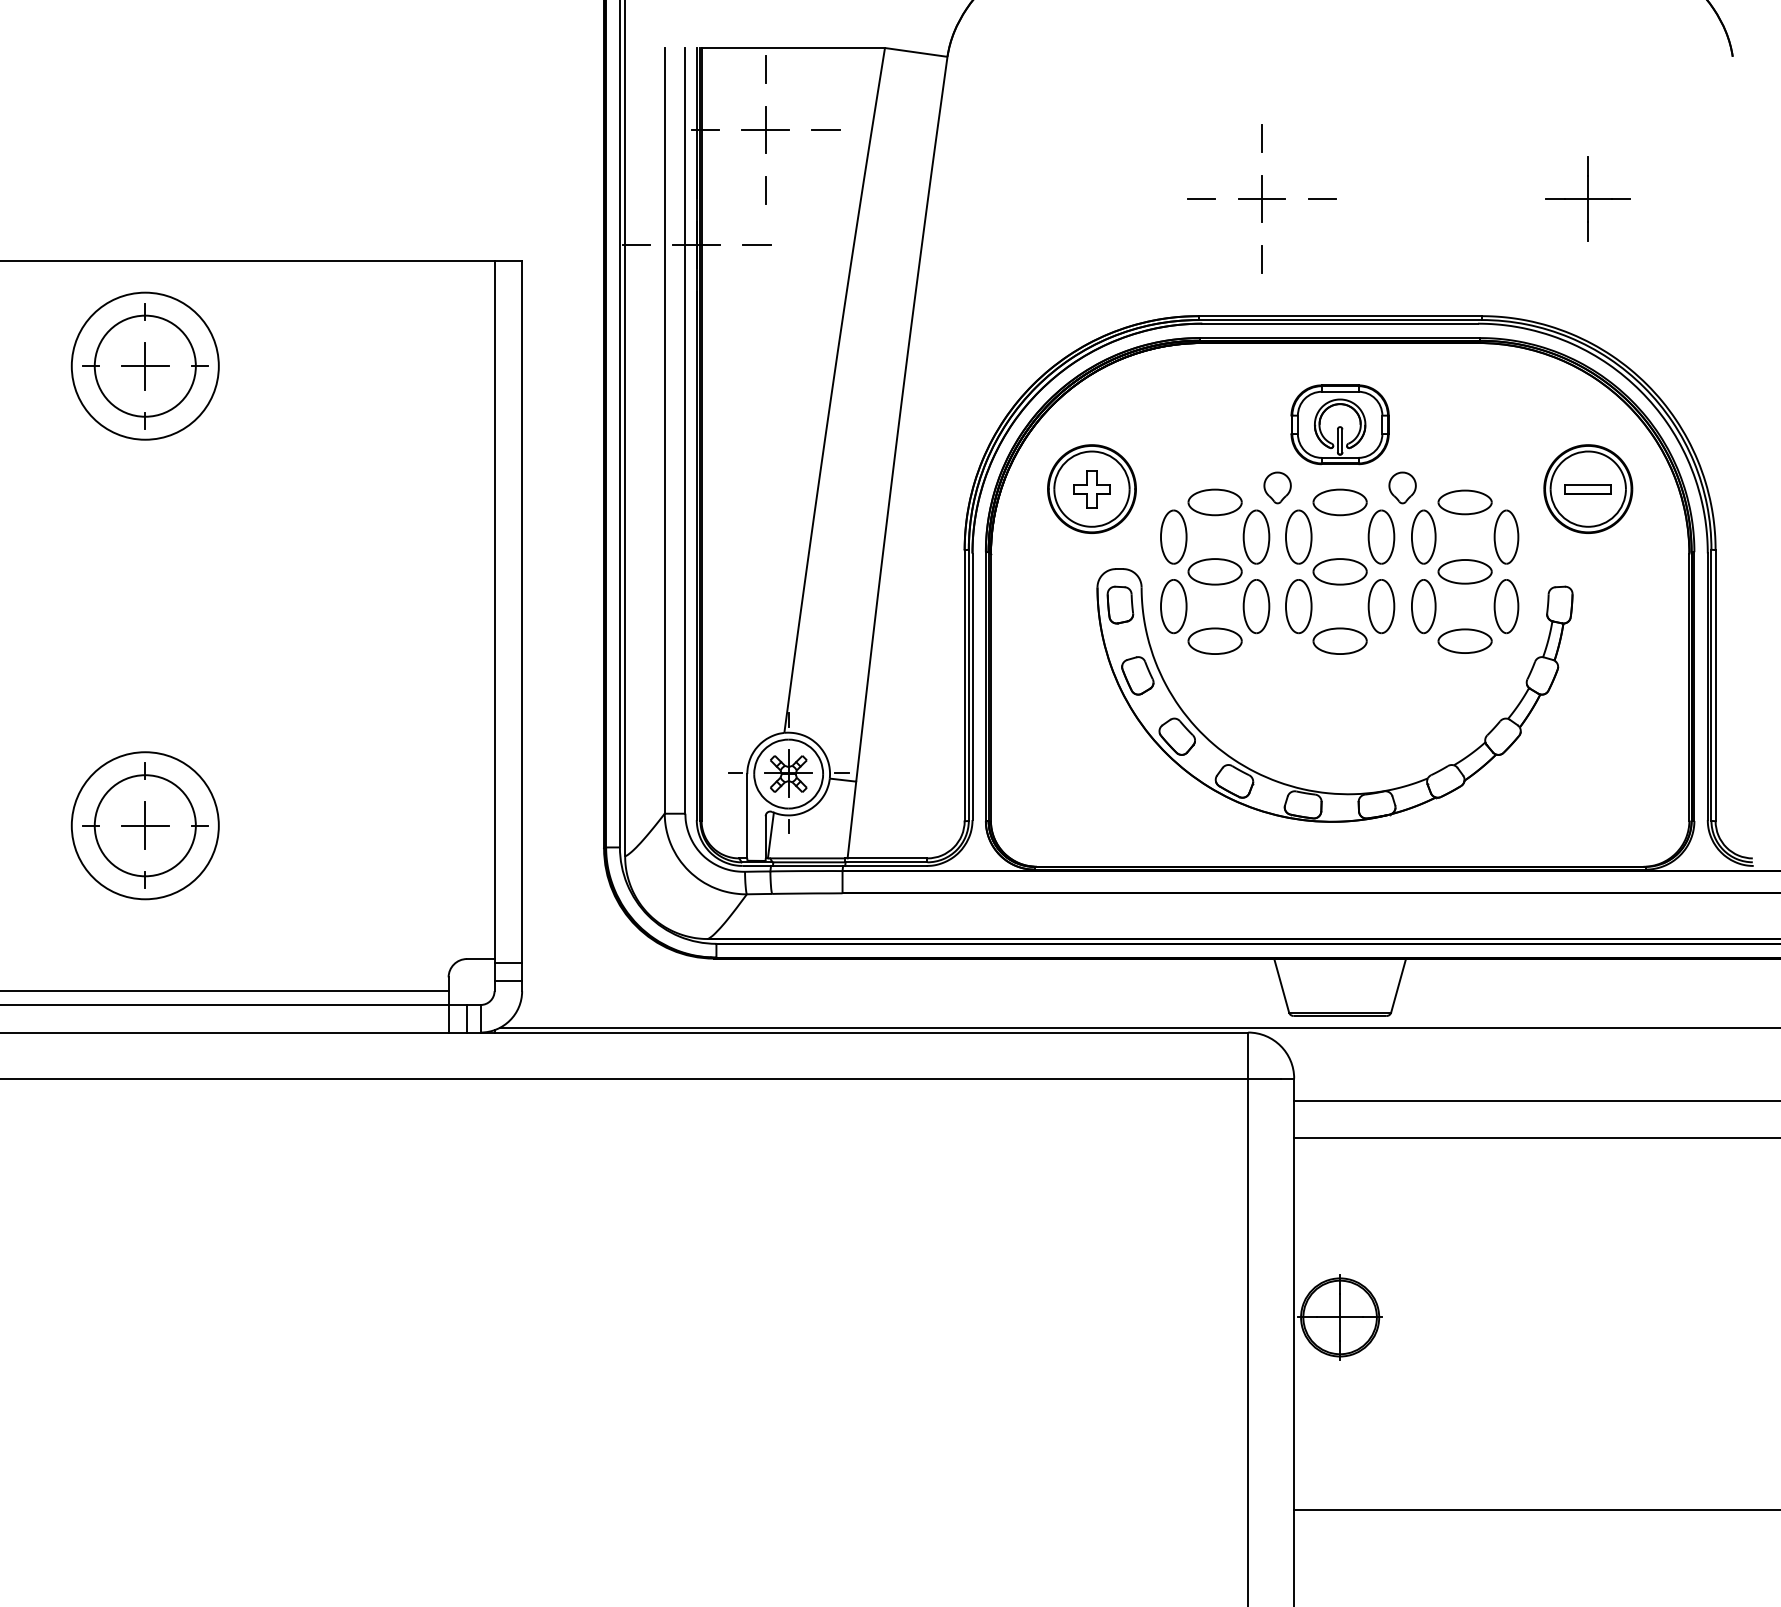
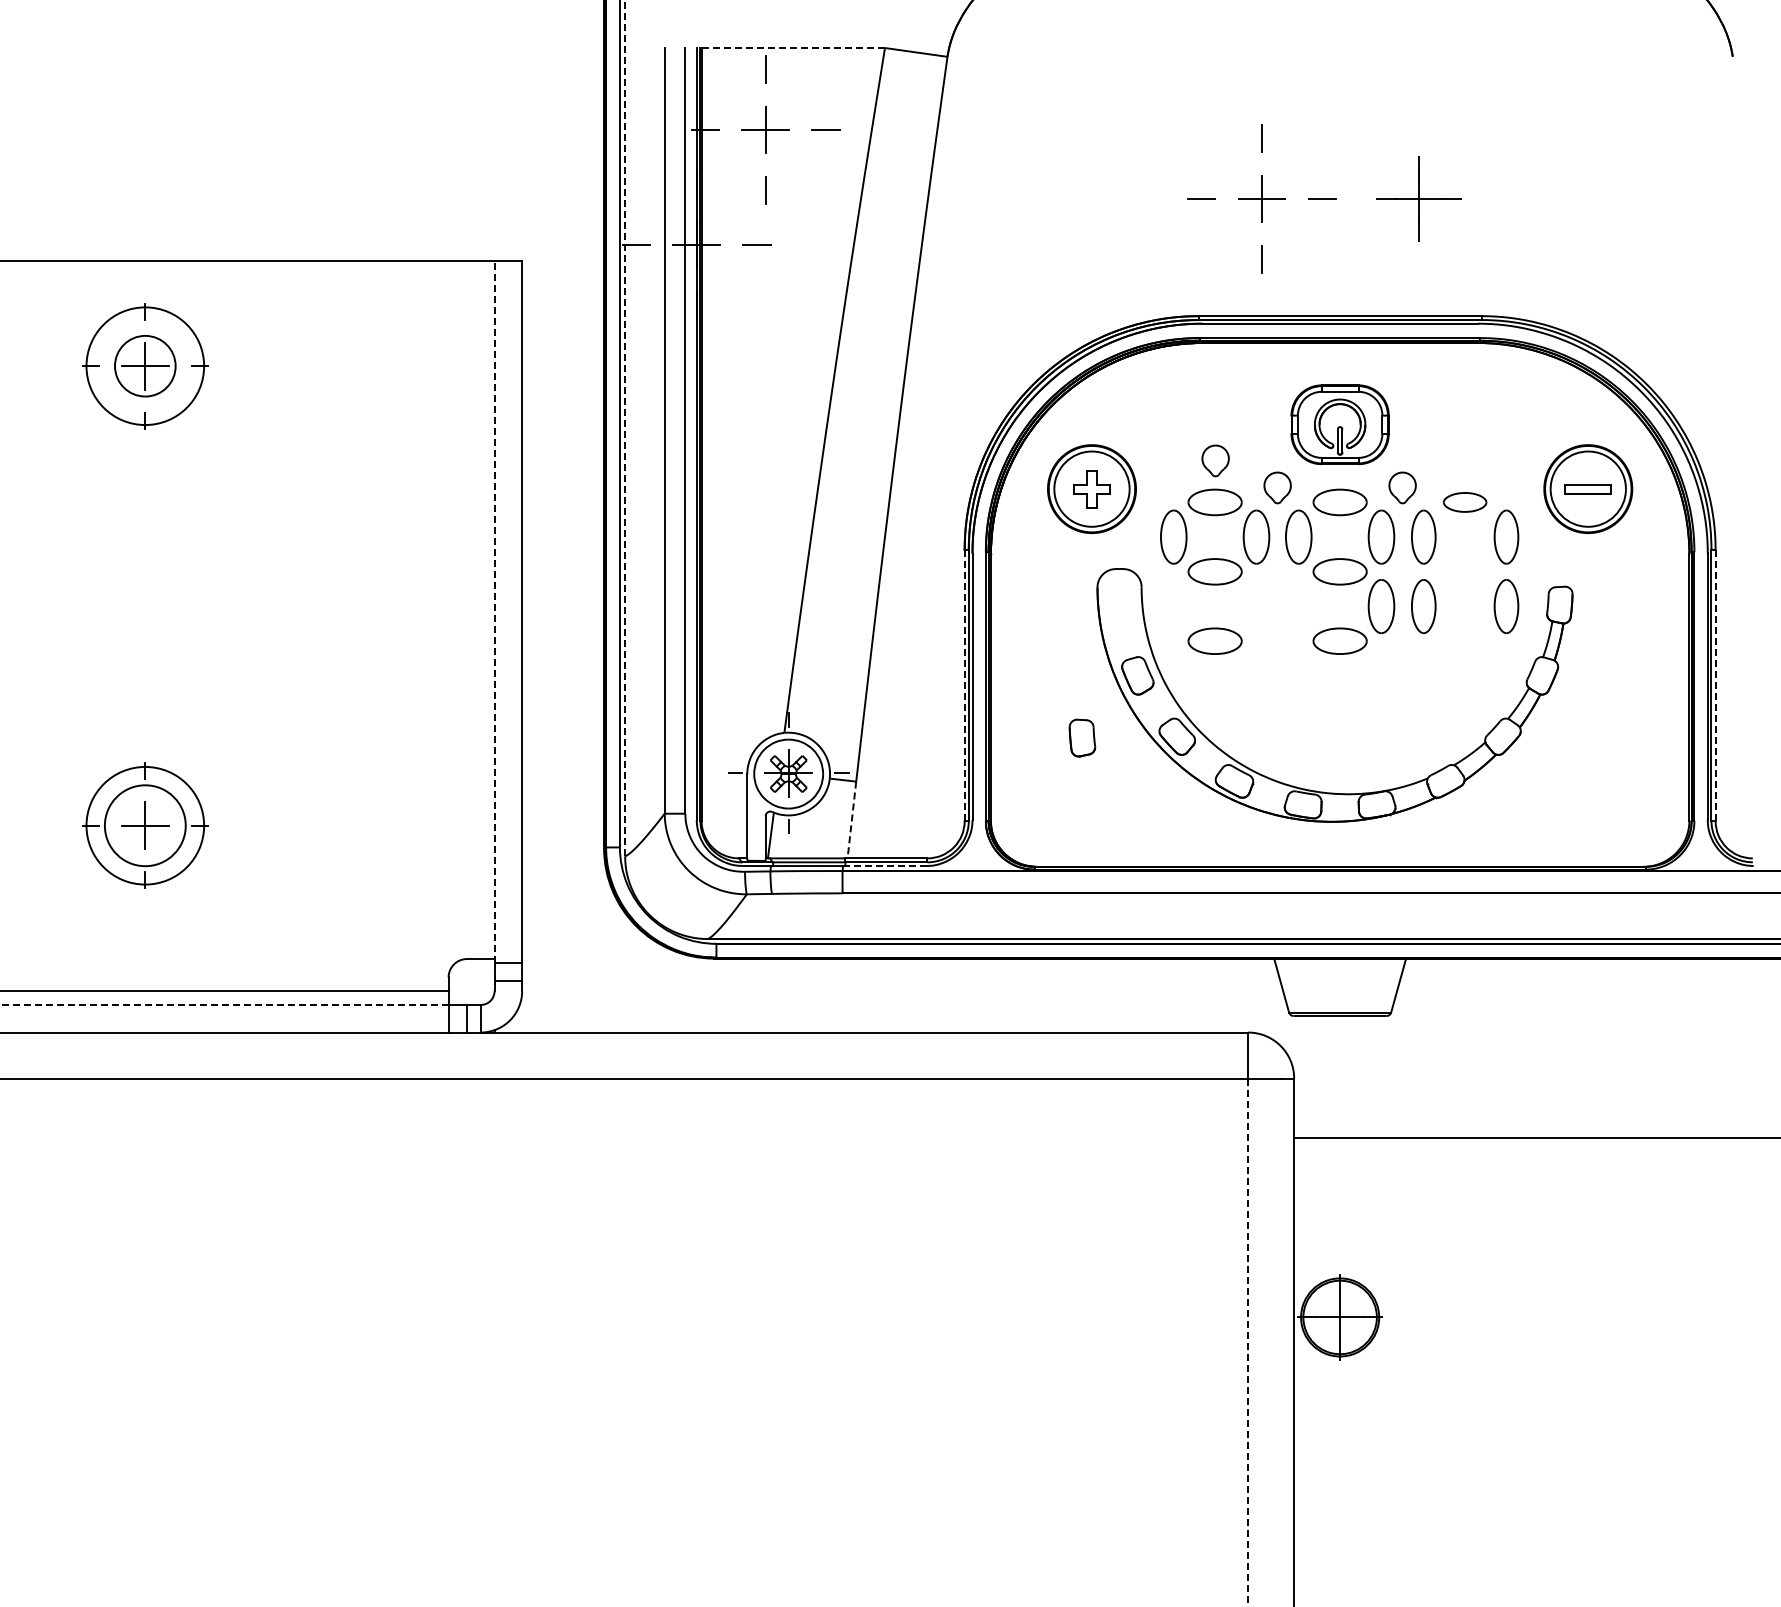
line: solid -> dashed (793, 48)
part position: (1587, 198) -> (1418, 198) (1418, 198)
circle diameter: 101 px -> 61 px (144, 365)
circle diameter: 147 px -> 118 px (145, 366)
line: solid -> dashed (625, 428)
part: none -> present (1215, 460)
part size: 56x27 px -> 46x21 px (1464, 502)
part: present -> none (1464, 571)
part position: (1120, 604) -> (1082, 737) (1082, 737)
part: present -> none (1173, 606)
part: present -> none (1256, 606)
part: present -> none (1298, 606)
line: solid -> dashed (494, 611)
part: present -> none (1464, 640)
line: solid -> dashed (964, 685)
line: solid -> dashed (1715, 685)
line: solid -> dashed (851, 820)
circle diameter: 101 px -> 81 px (144, 825)
circle diameter: 147 px -> 118 px (145, 825)
line: solid -> dashed (884, 866)
line: solid -> dashed (224, 1004)
line: present -> none (1138, 1027)
line: present -> none (1535, 1101)
line: solid -> dashed (1248, 1342)
line: present -> none (1535, 1510)
